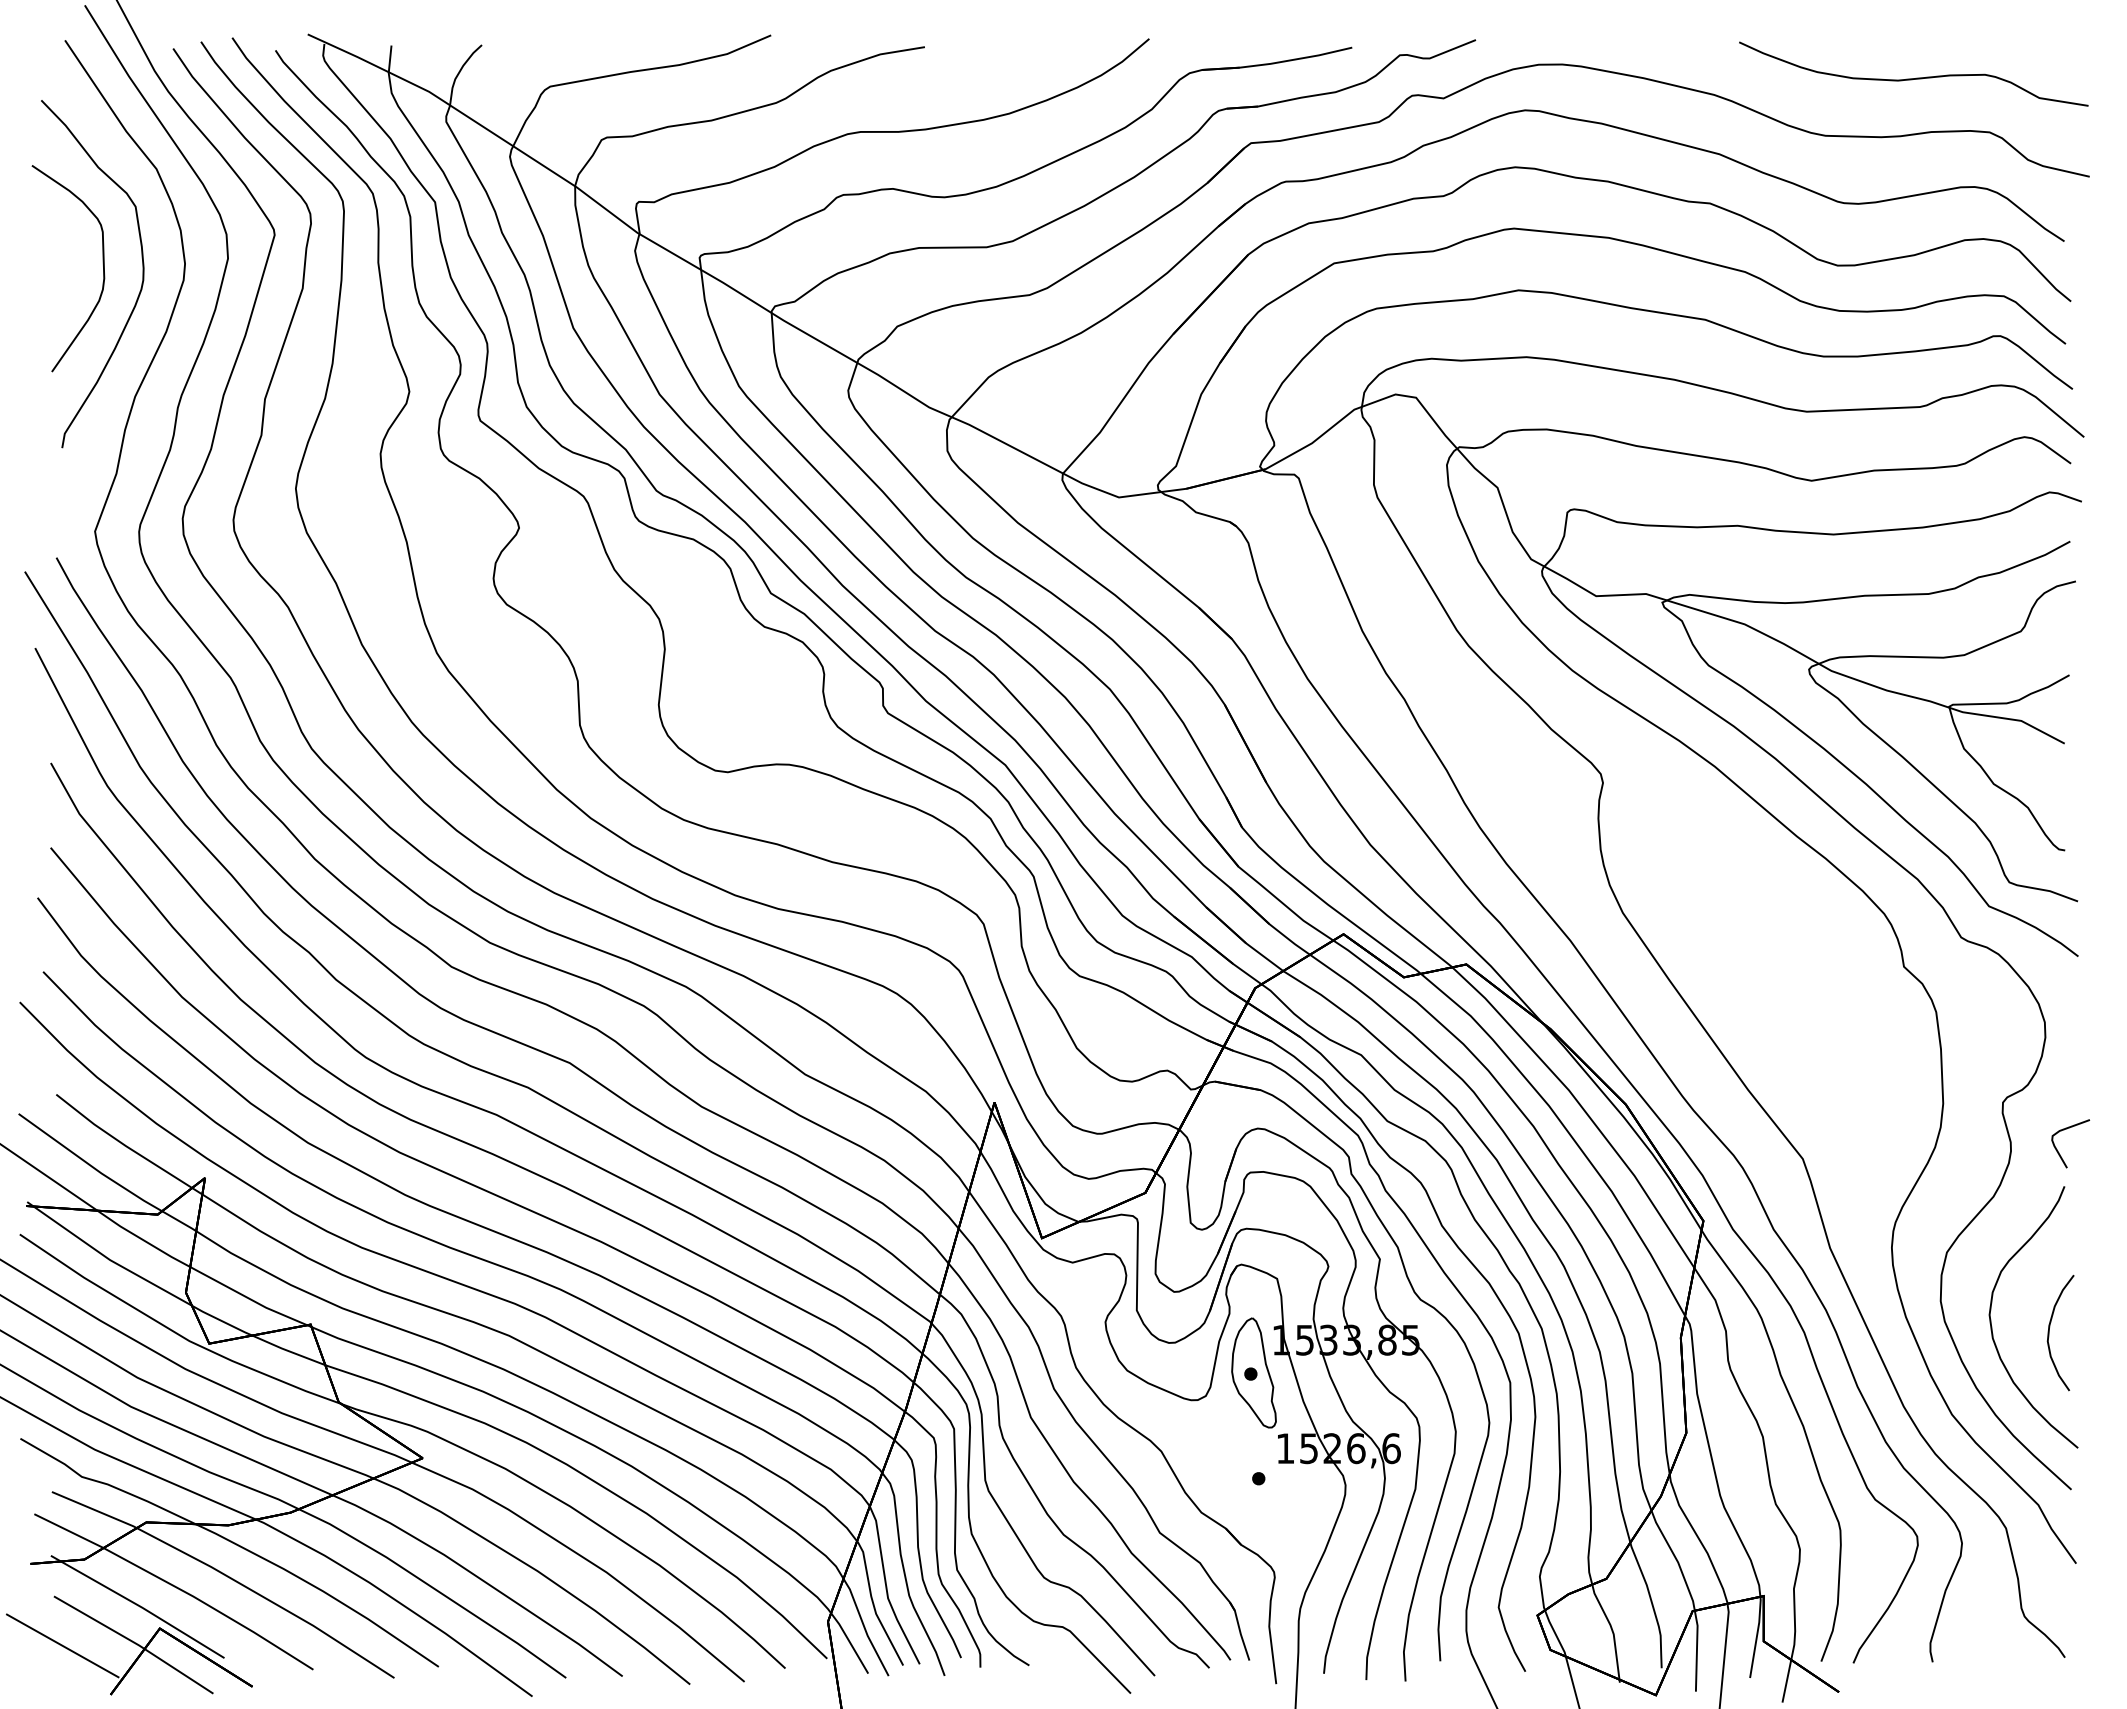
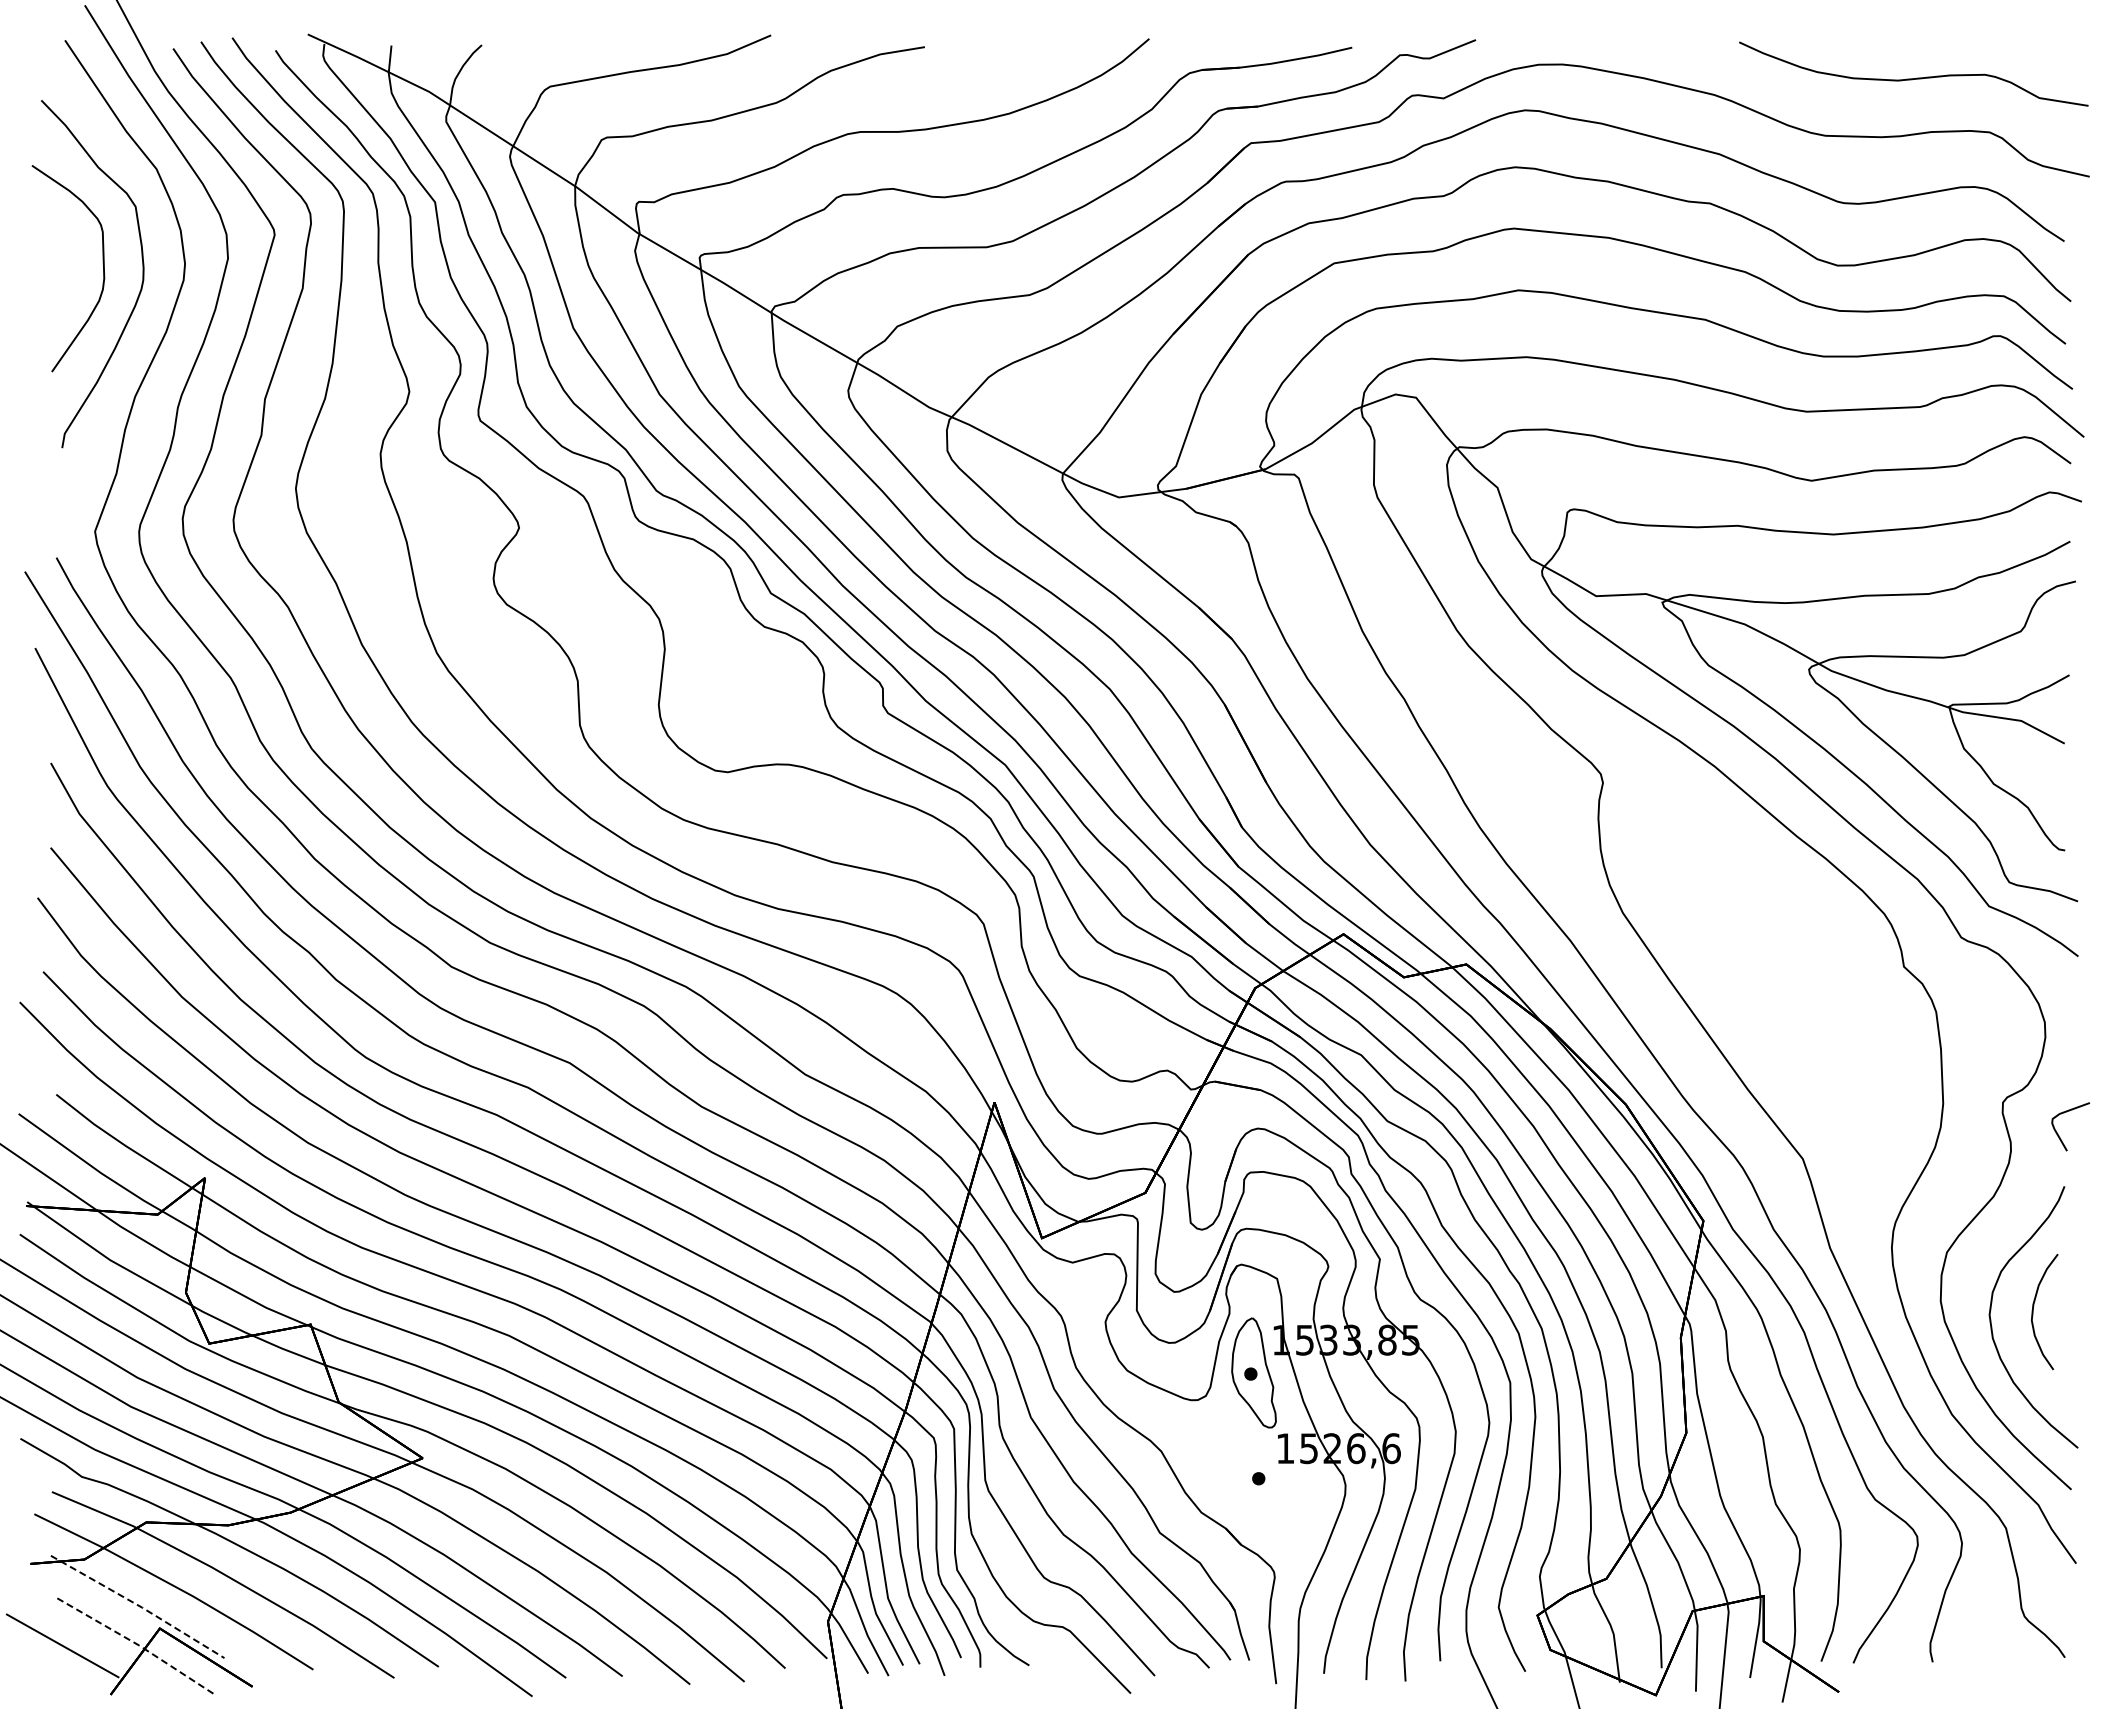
curve position: (2059, 1152) -> (2059, 1135) (2059, 1135)
curve position: (2049, 1332) -> (2033, 1311) (2033, 1311)
line: solid -> dashed (139, 1605)
line: solid -> dashed (134, 1642)
